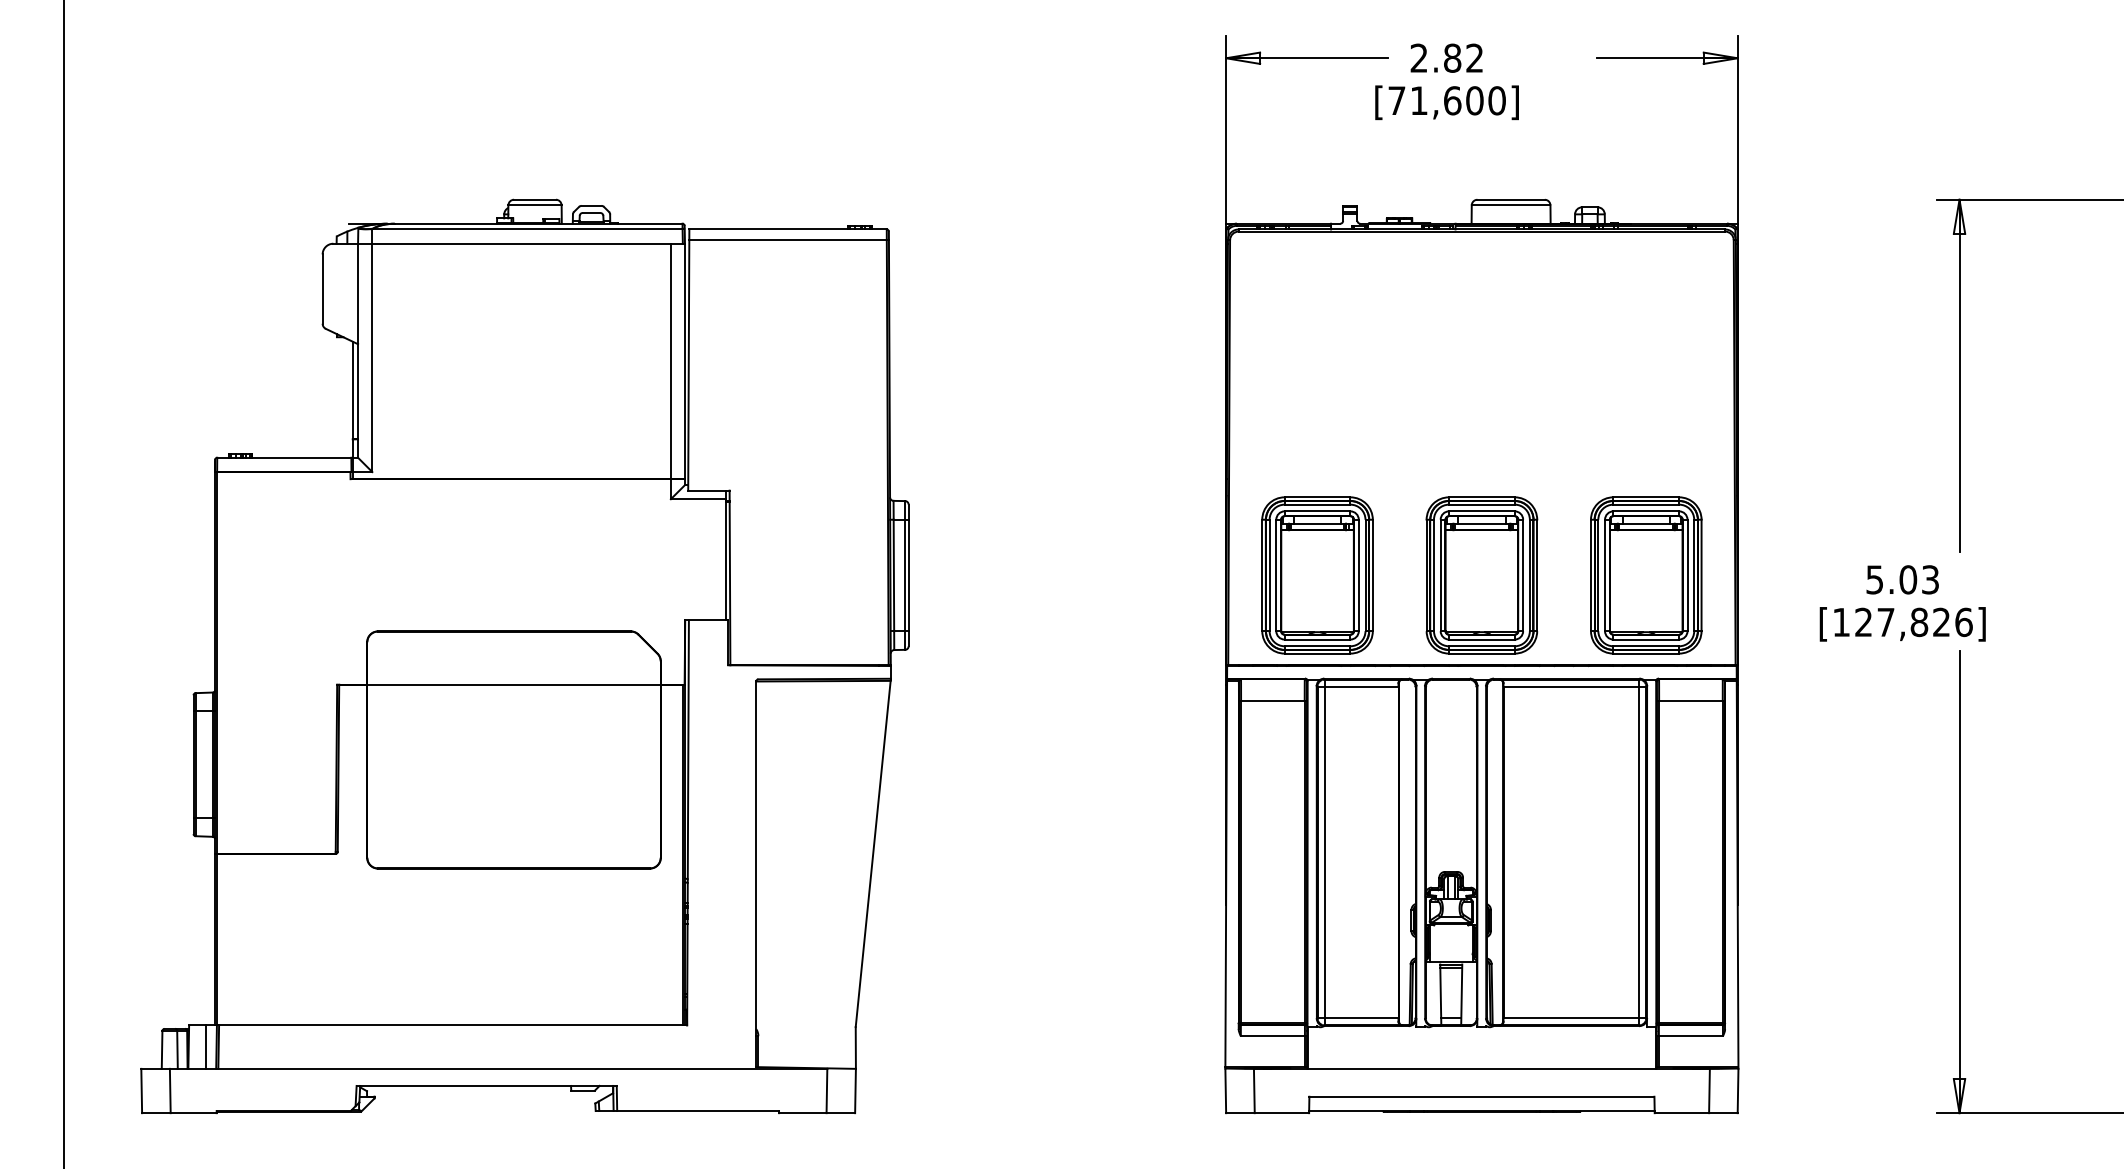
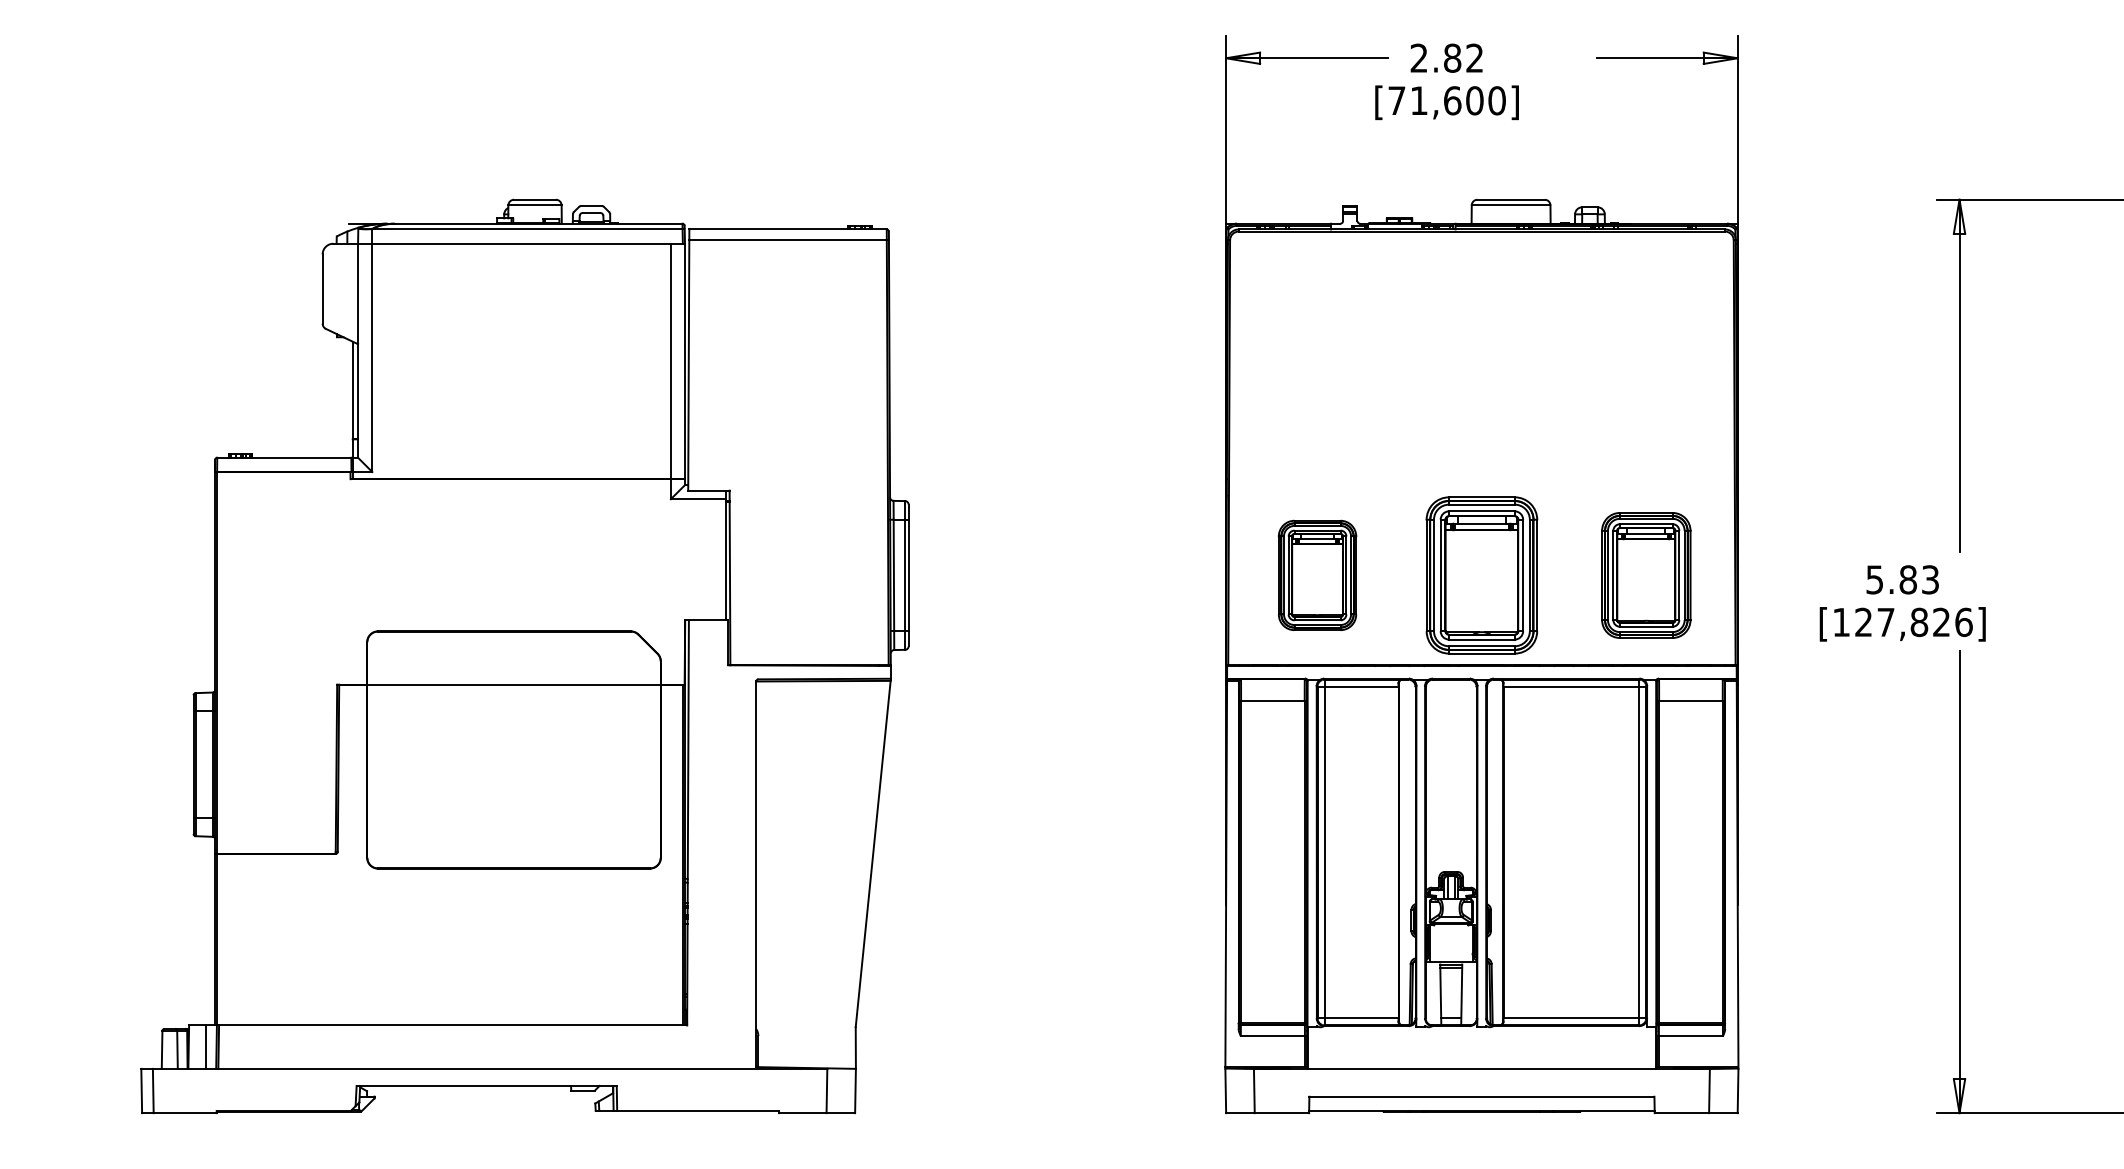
part size: 113x159 px -> 81x112 px (1317, 574)
part size: 113x159 px -> 91x127 px (1646, 575)
text: 5.03 -> 5.83 (1908, 580)
line: present -> none (63, 583)
line position: (169, 1090) -> (152, 1090) (152, 1090)
